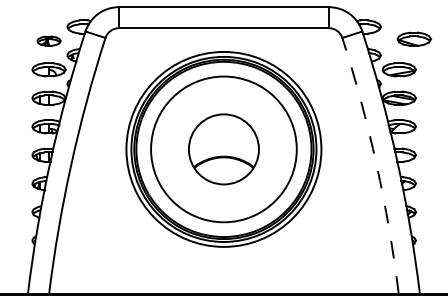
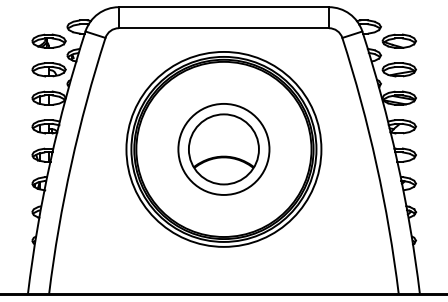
part position: (413, 38) -> (398, 40) (398, 40)
part size: 26x12 px -> 36x16 px (48, 40)
circle diameter: 146 px -> 91 px (223, 148)
arc: dashed -> solid (376, 164)
